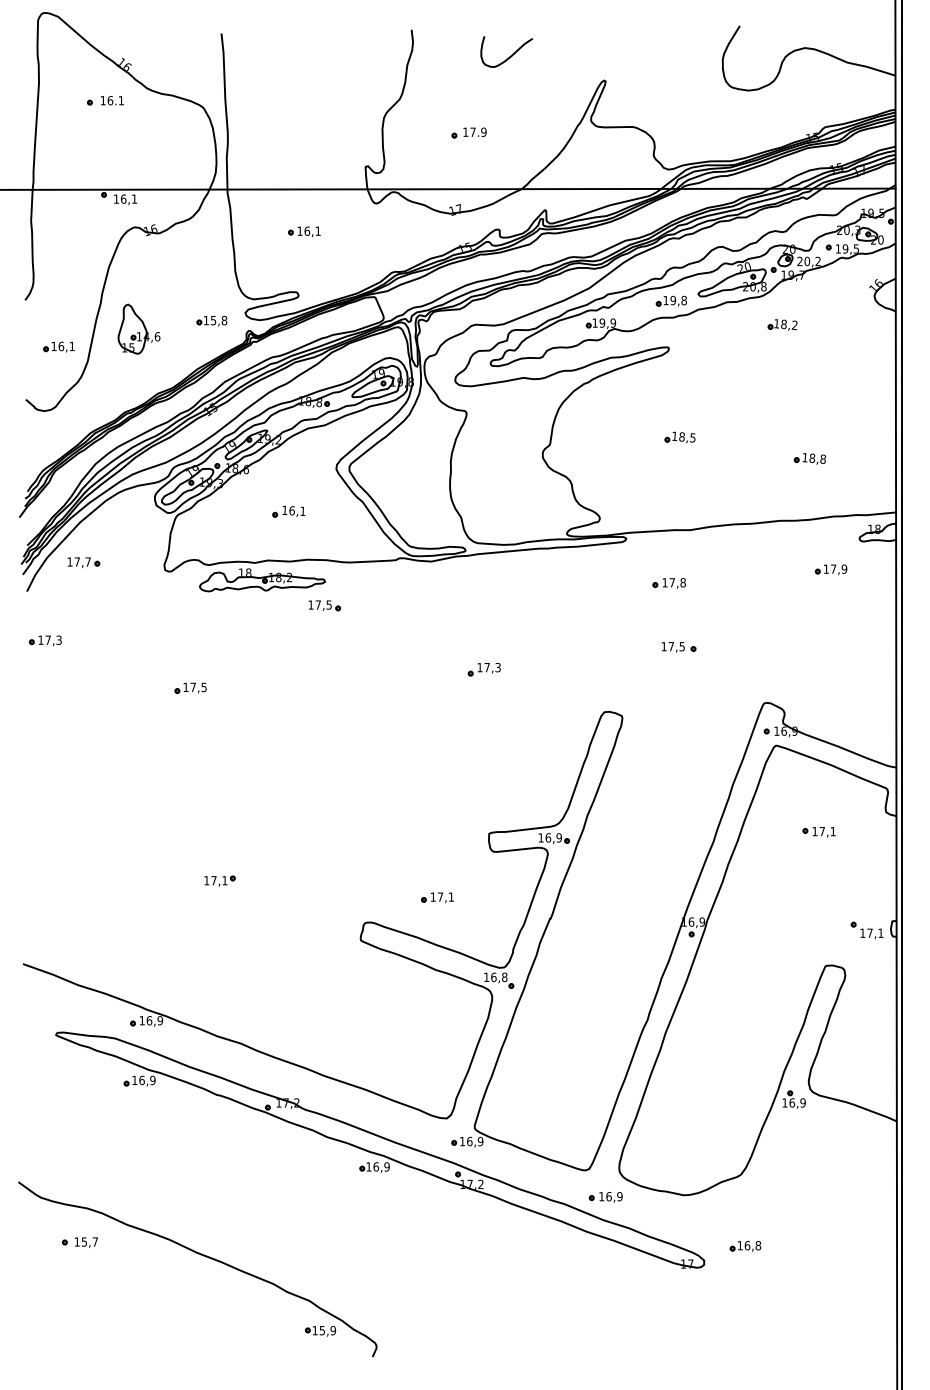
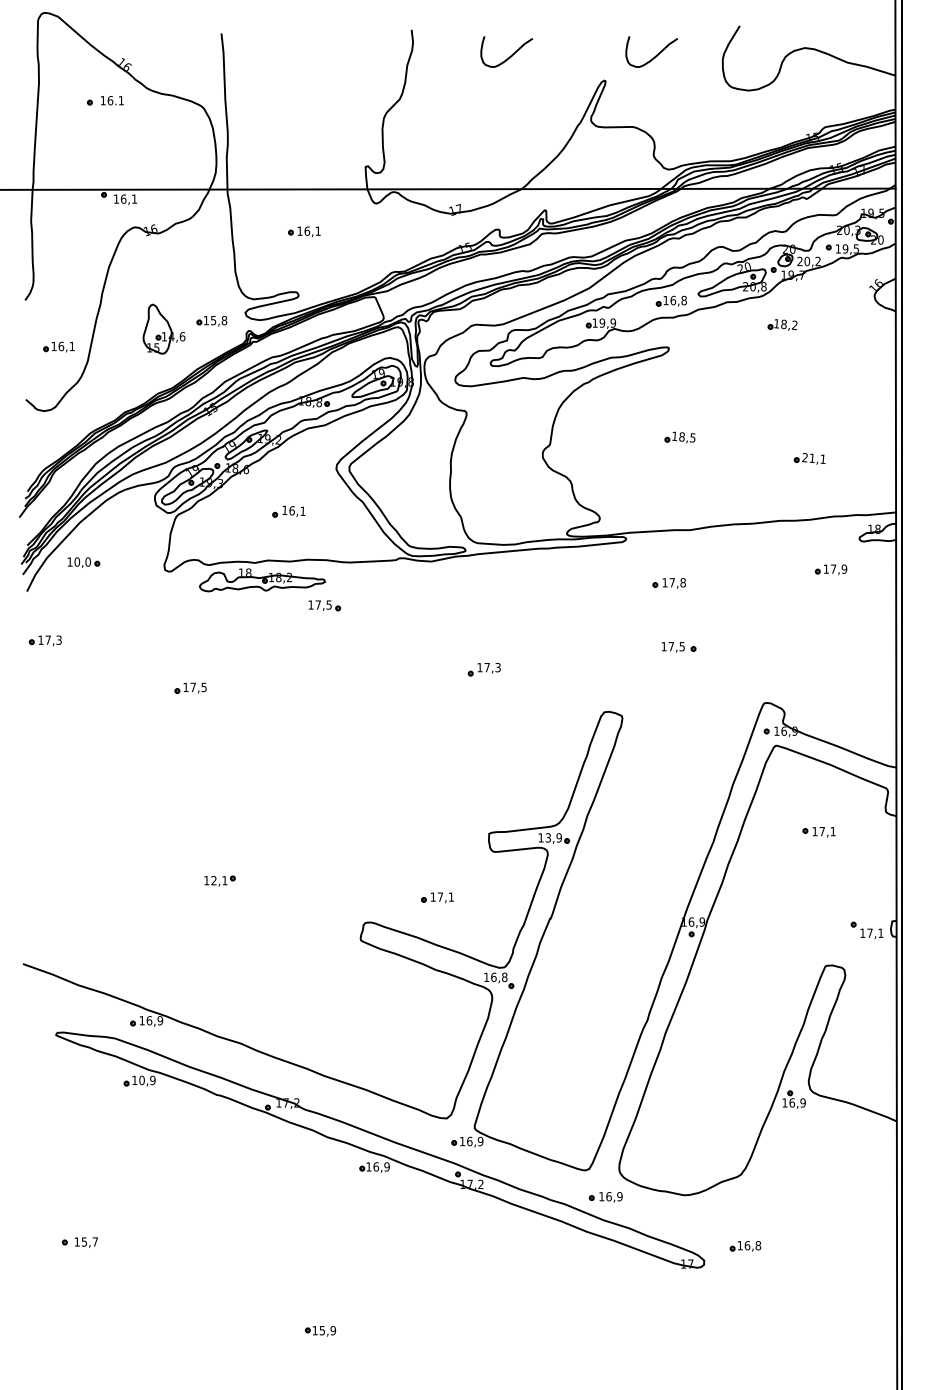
curve: none -> present (655, 55)
part: present -> none (468, 132)
text: 19,8 -> 16,8 (673, 300)
part position: (138, 328) -> (163, 328) (163, 328)
text: 18,8 -> 21,1 (813, 458)
text: 17,7 -> 10,0 (82, 561)
text: 16,9 -> 13,9 (548, 837)
text: 17,1 -> 12,1 (213, 880)
text: 16,9 -> 10,9 (141, 1079)
curve: present -> none (200, 1255)
